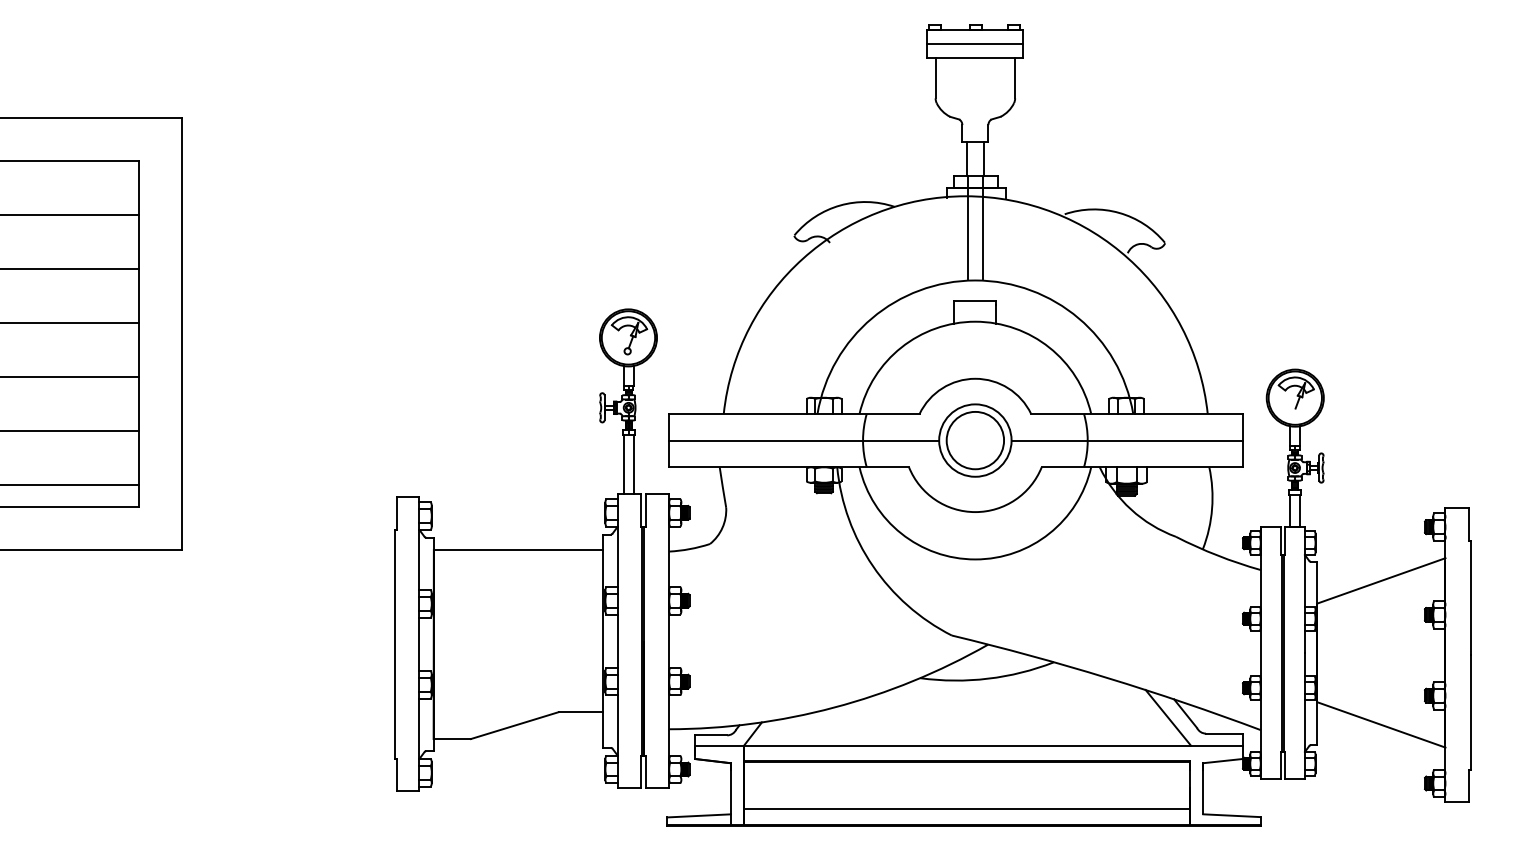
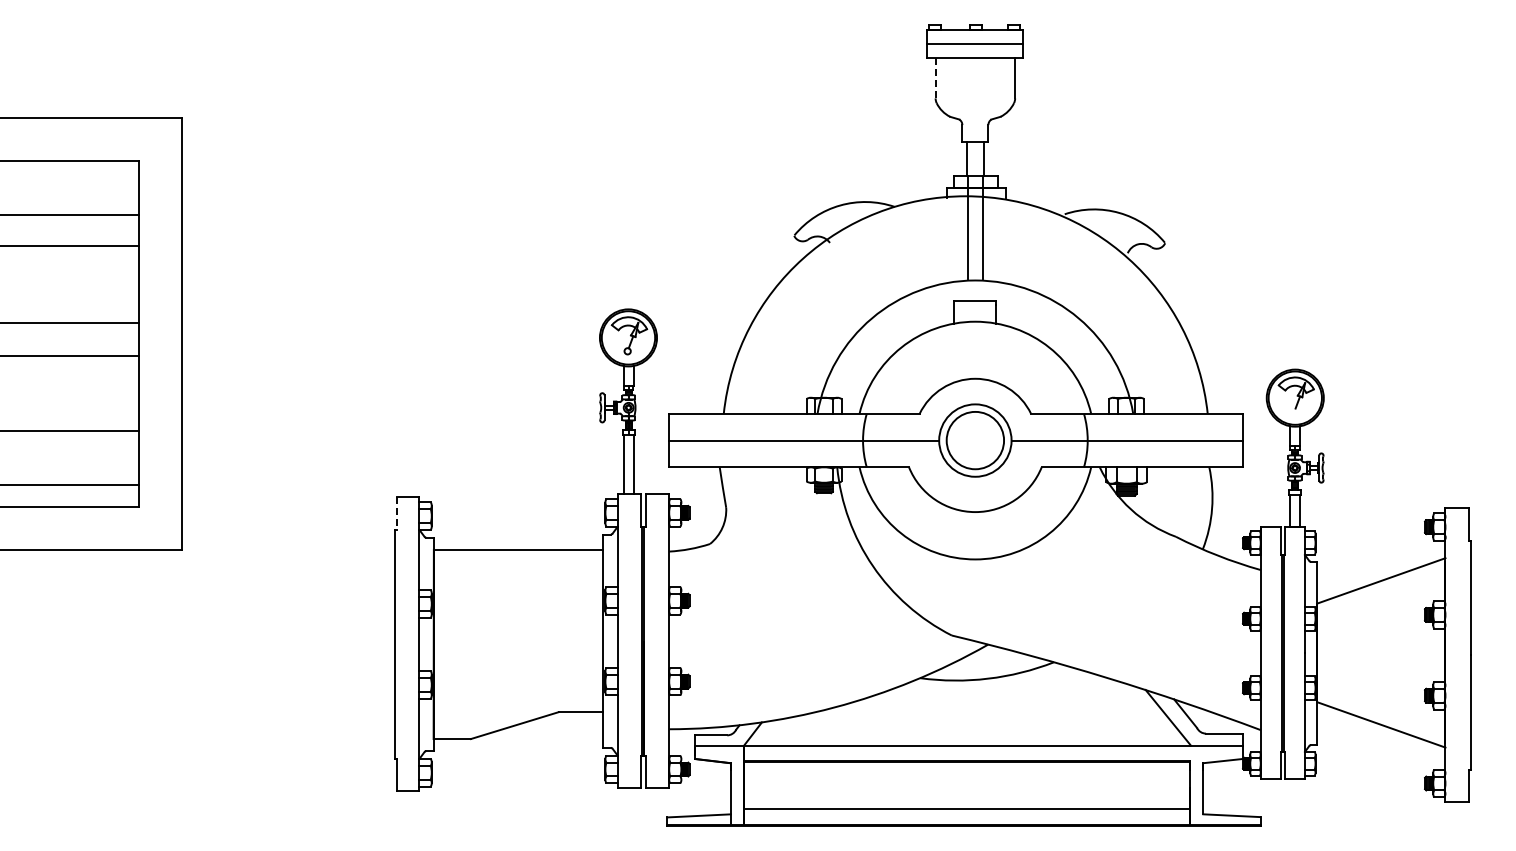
line: solid -> dashed (935, 77)
line position: (70, 268) -> (70, 245) (70, 245)
line position: (70, 377) -> (70, 356) (70, 356)
line: solid -> dashed (396, 514)
